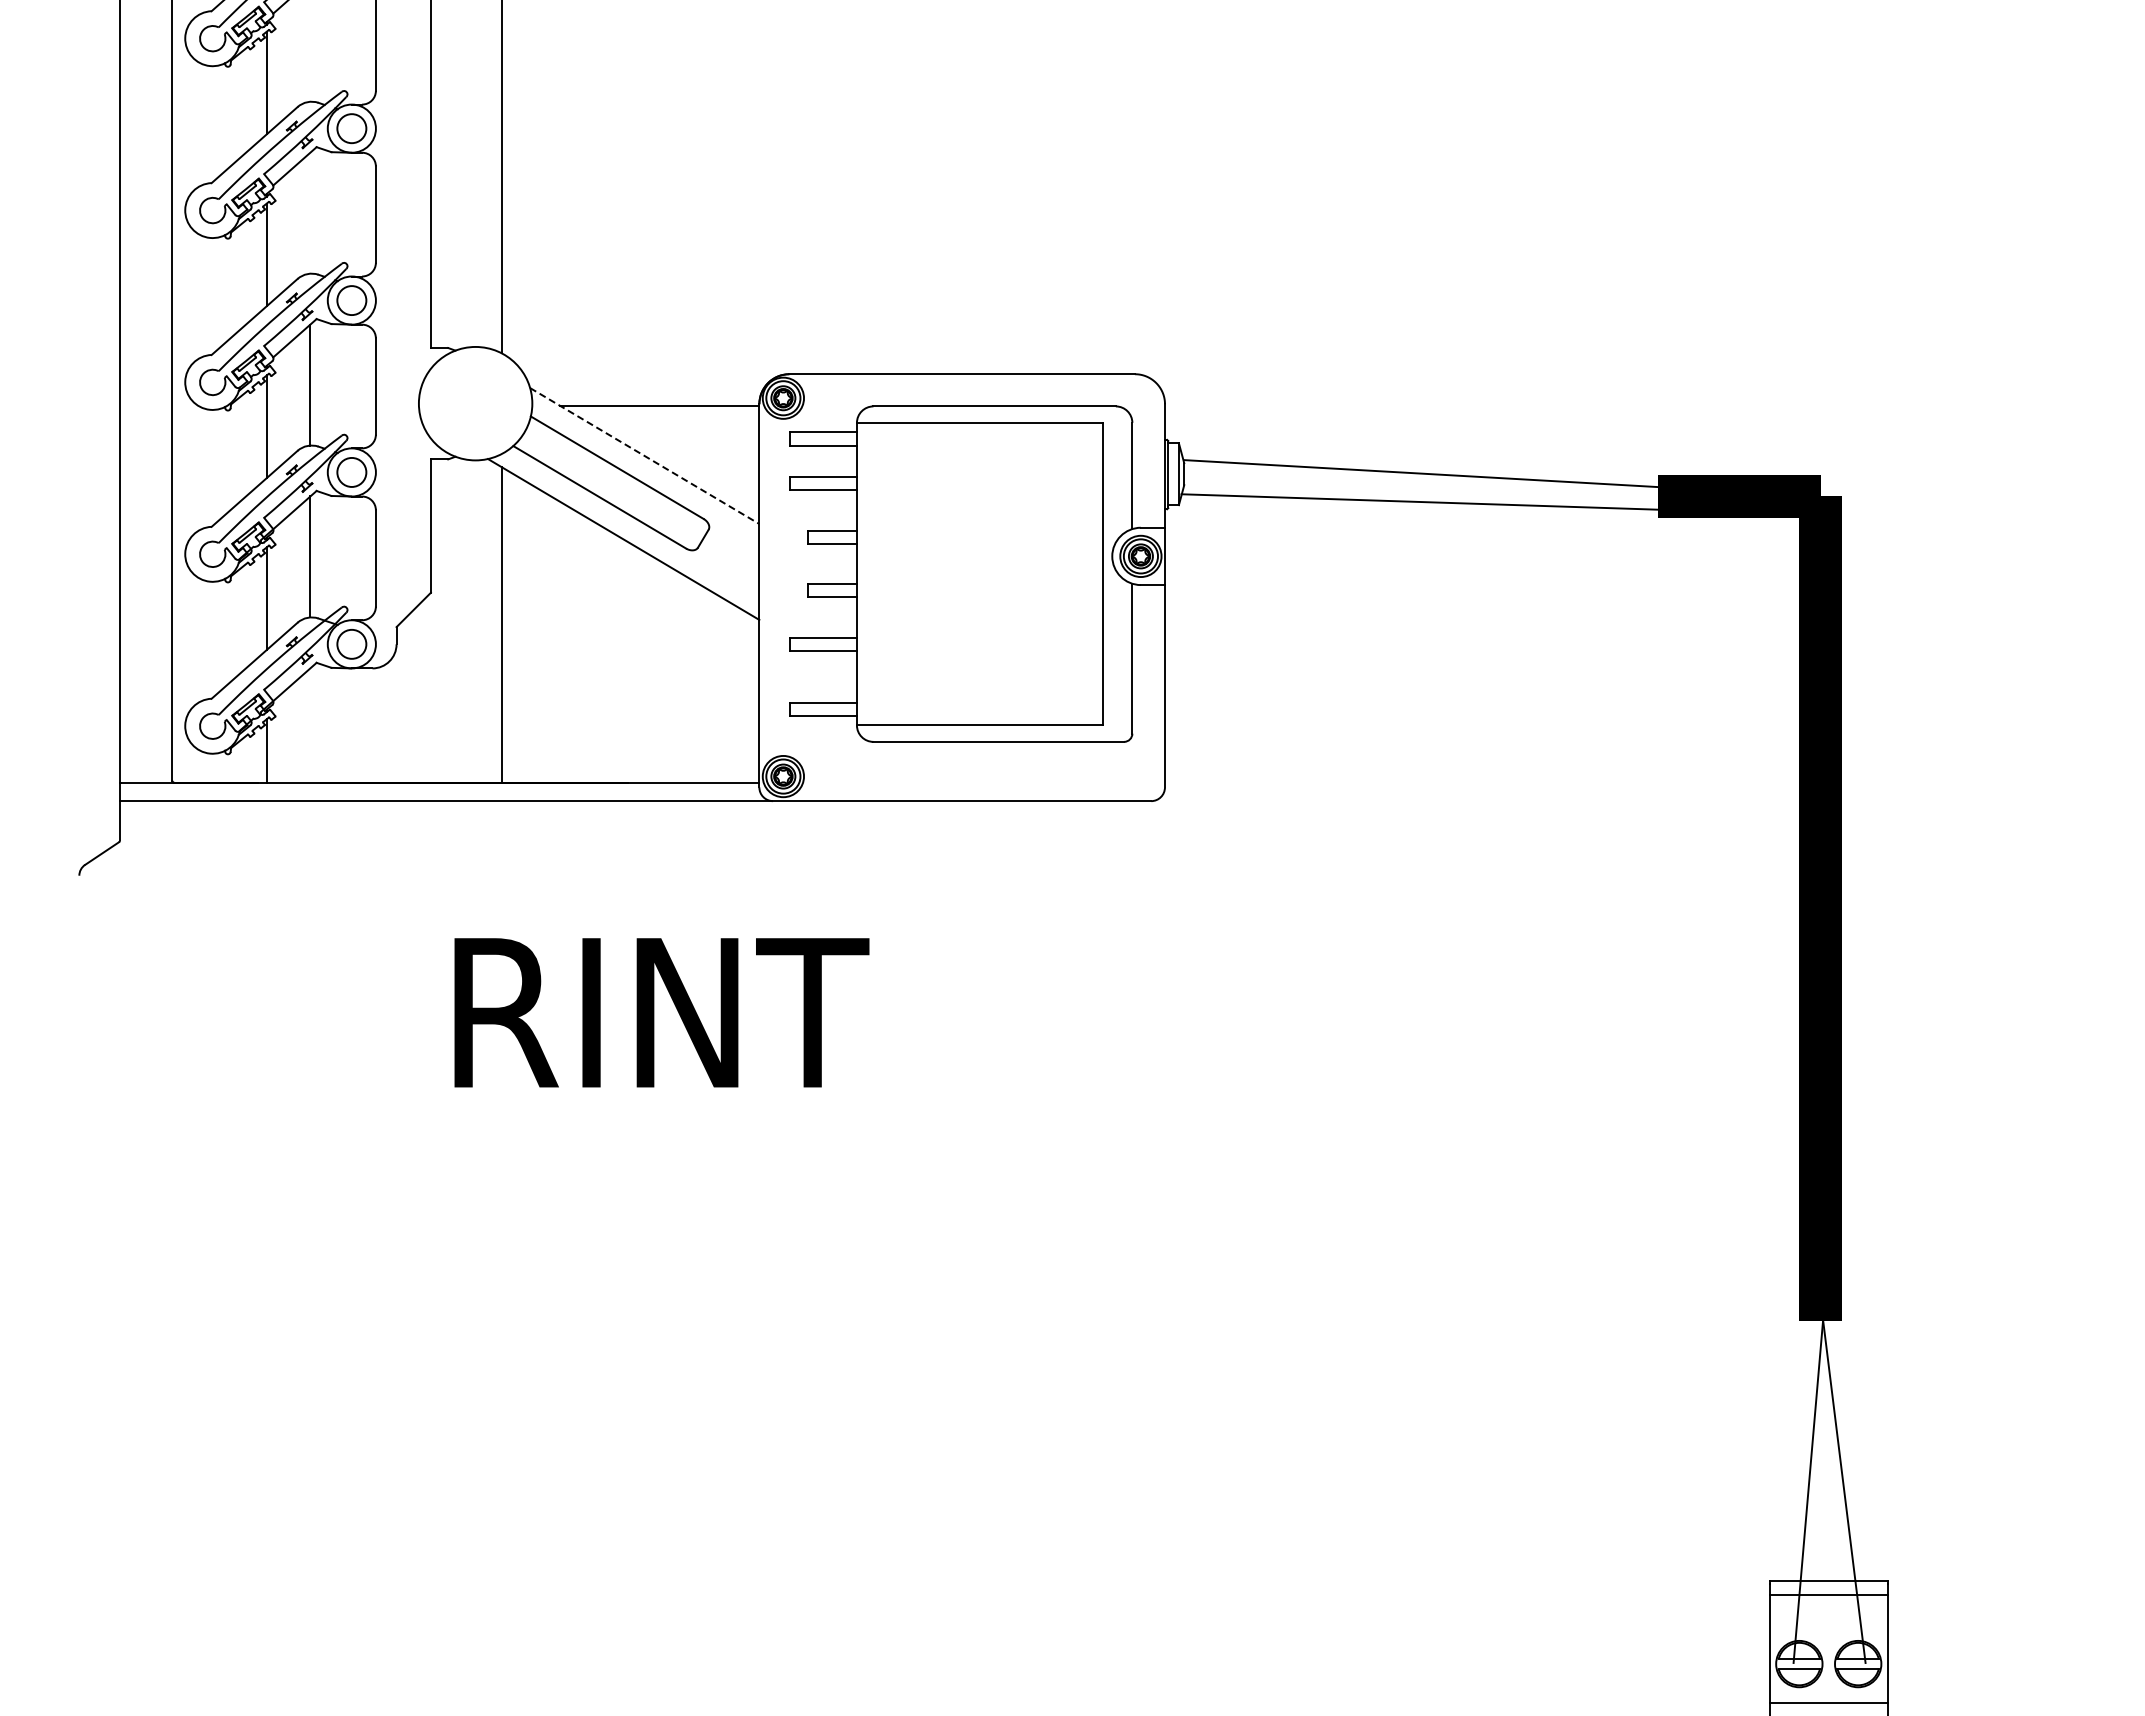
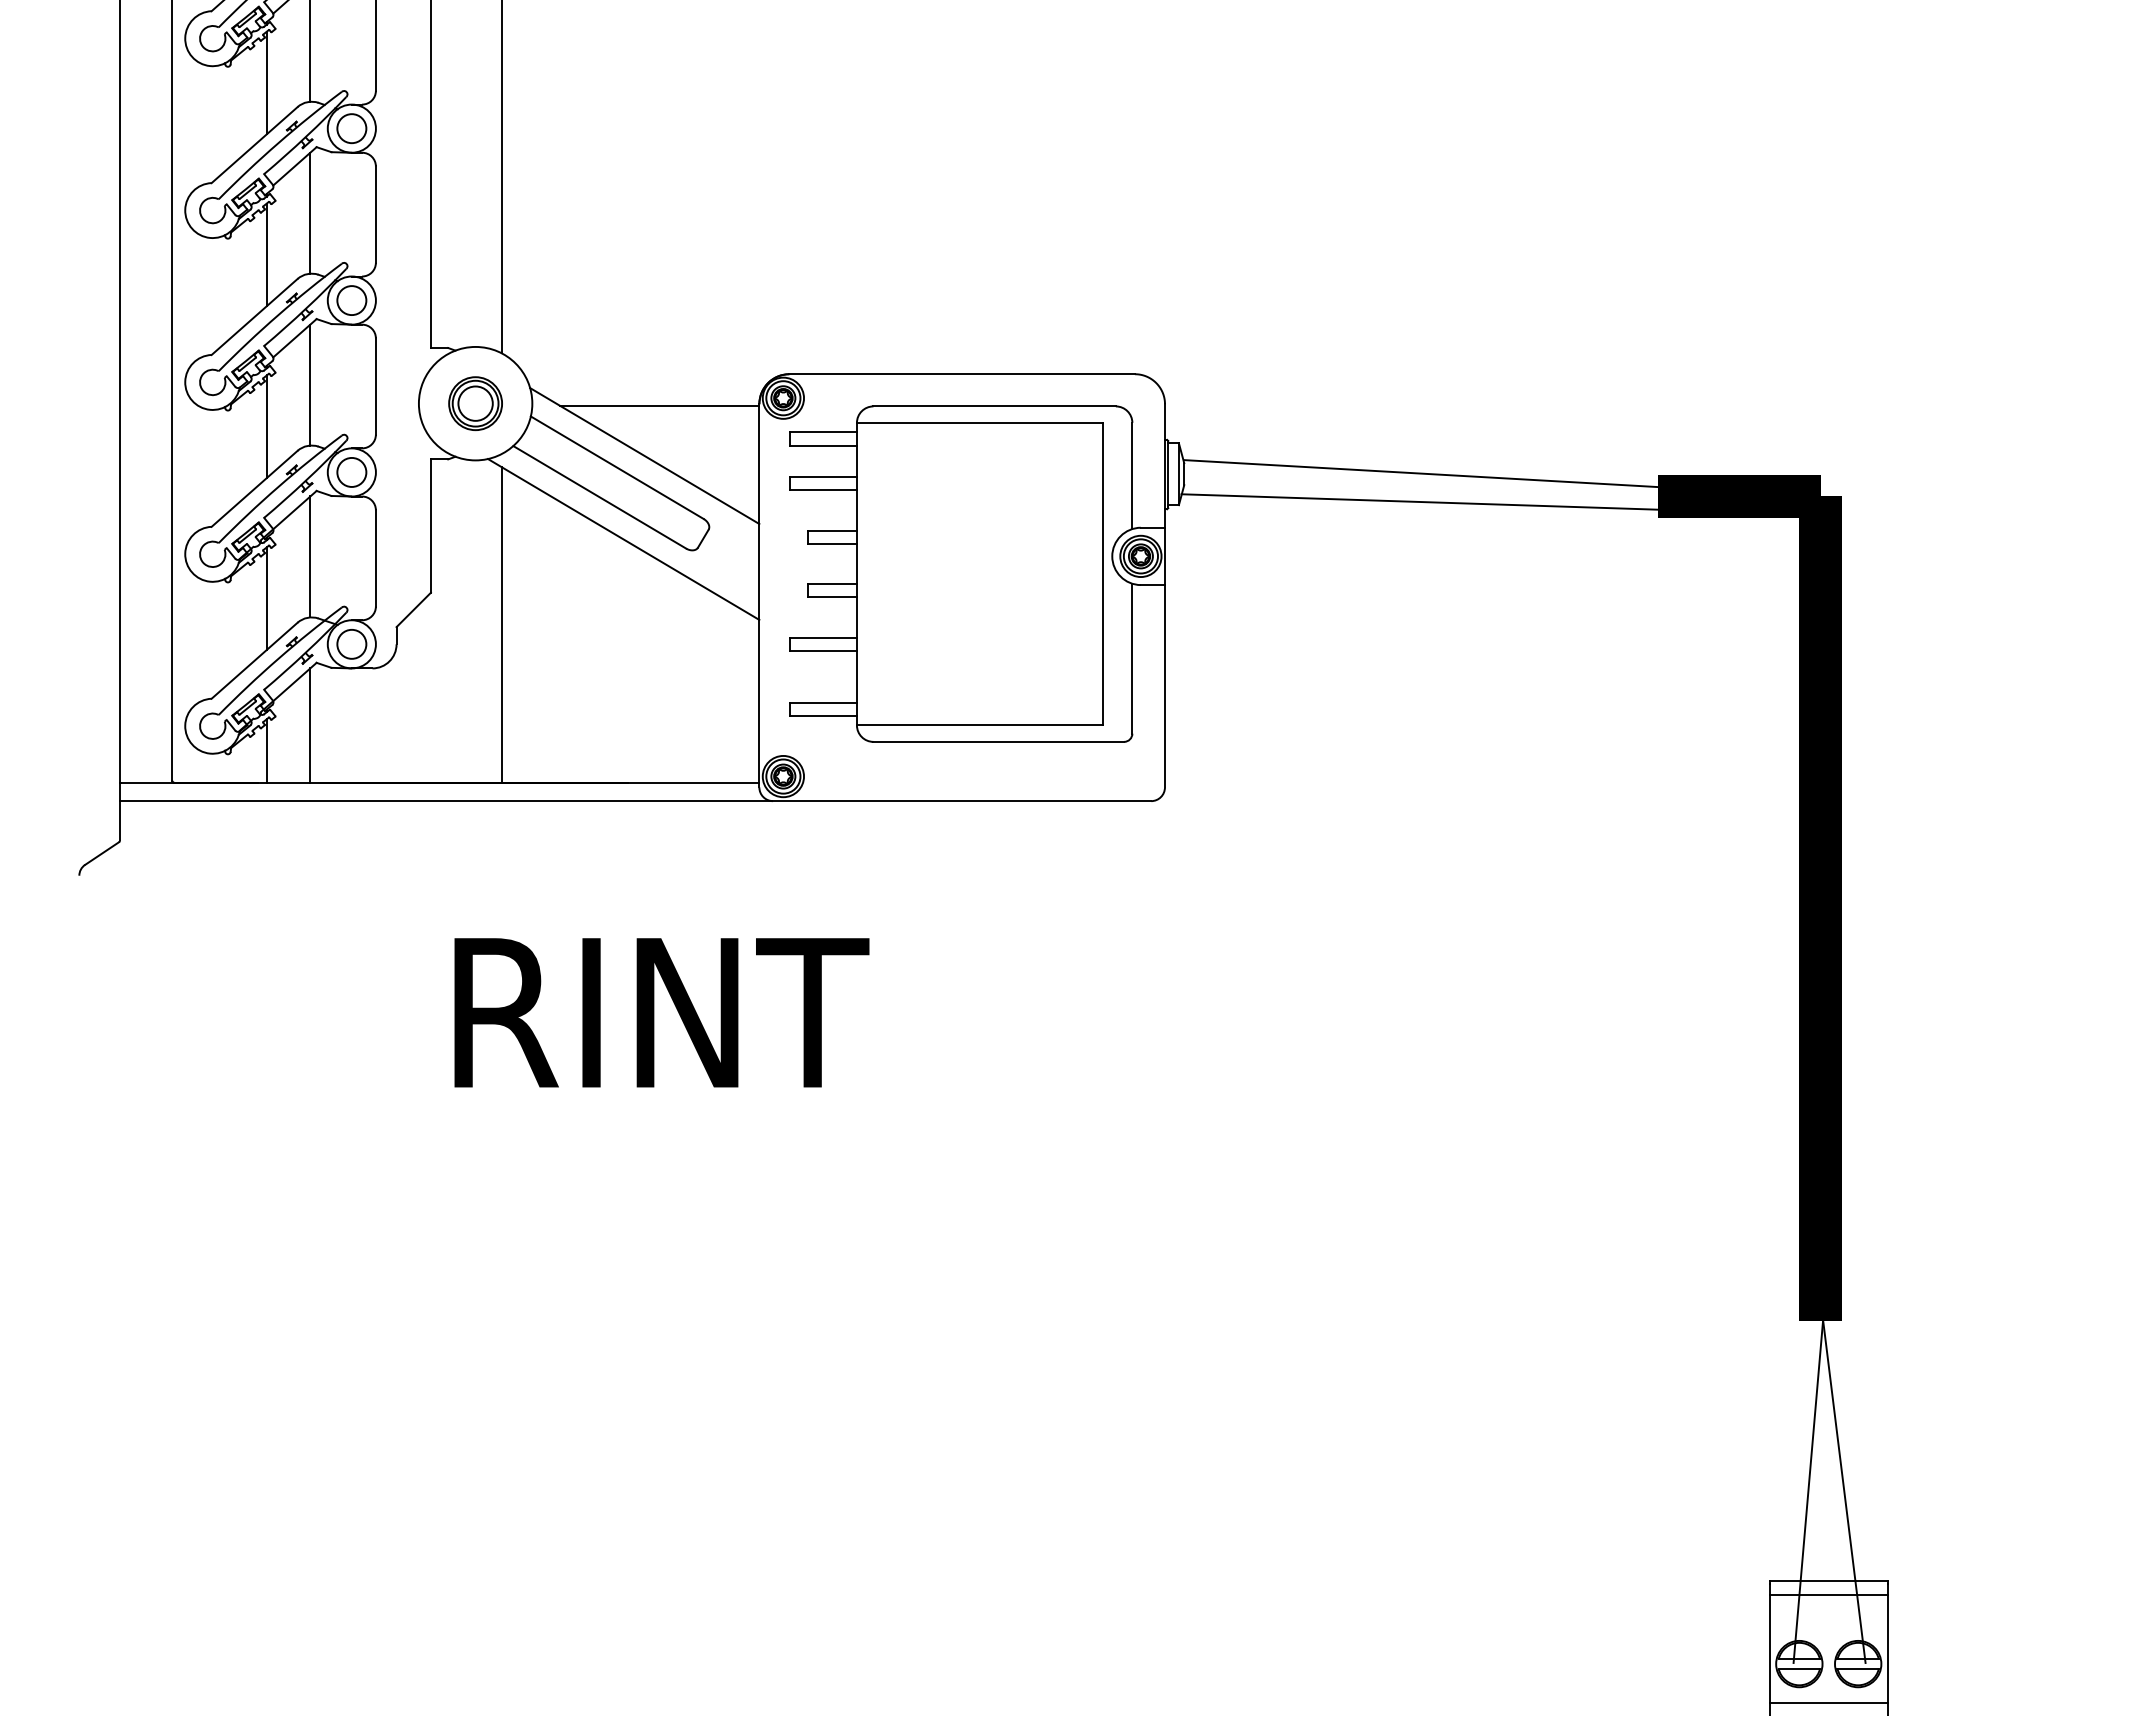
line: none -> present (310, 51)
line: none -> present (310, 212)
part: none -> present (475, 403)
line: dashed -> solid (645, 456)
line: none -> present (310, 725)
